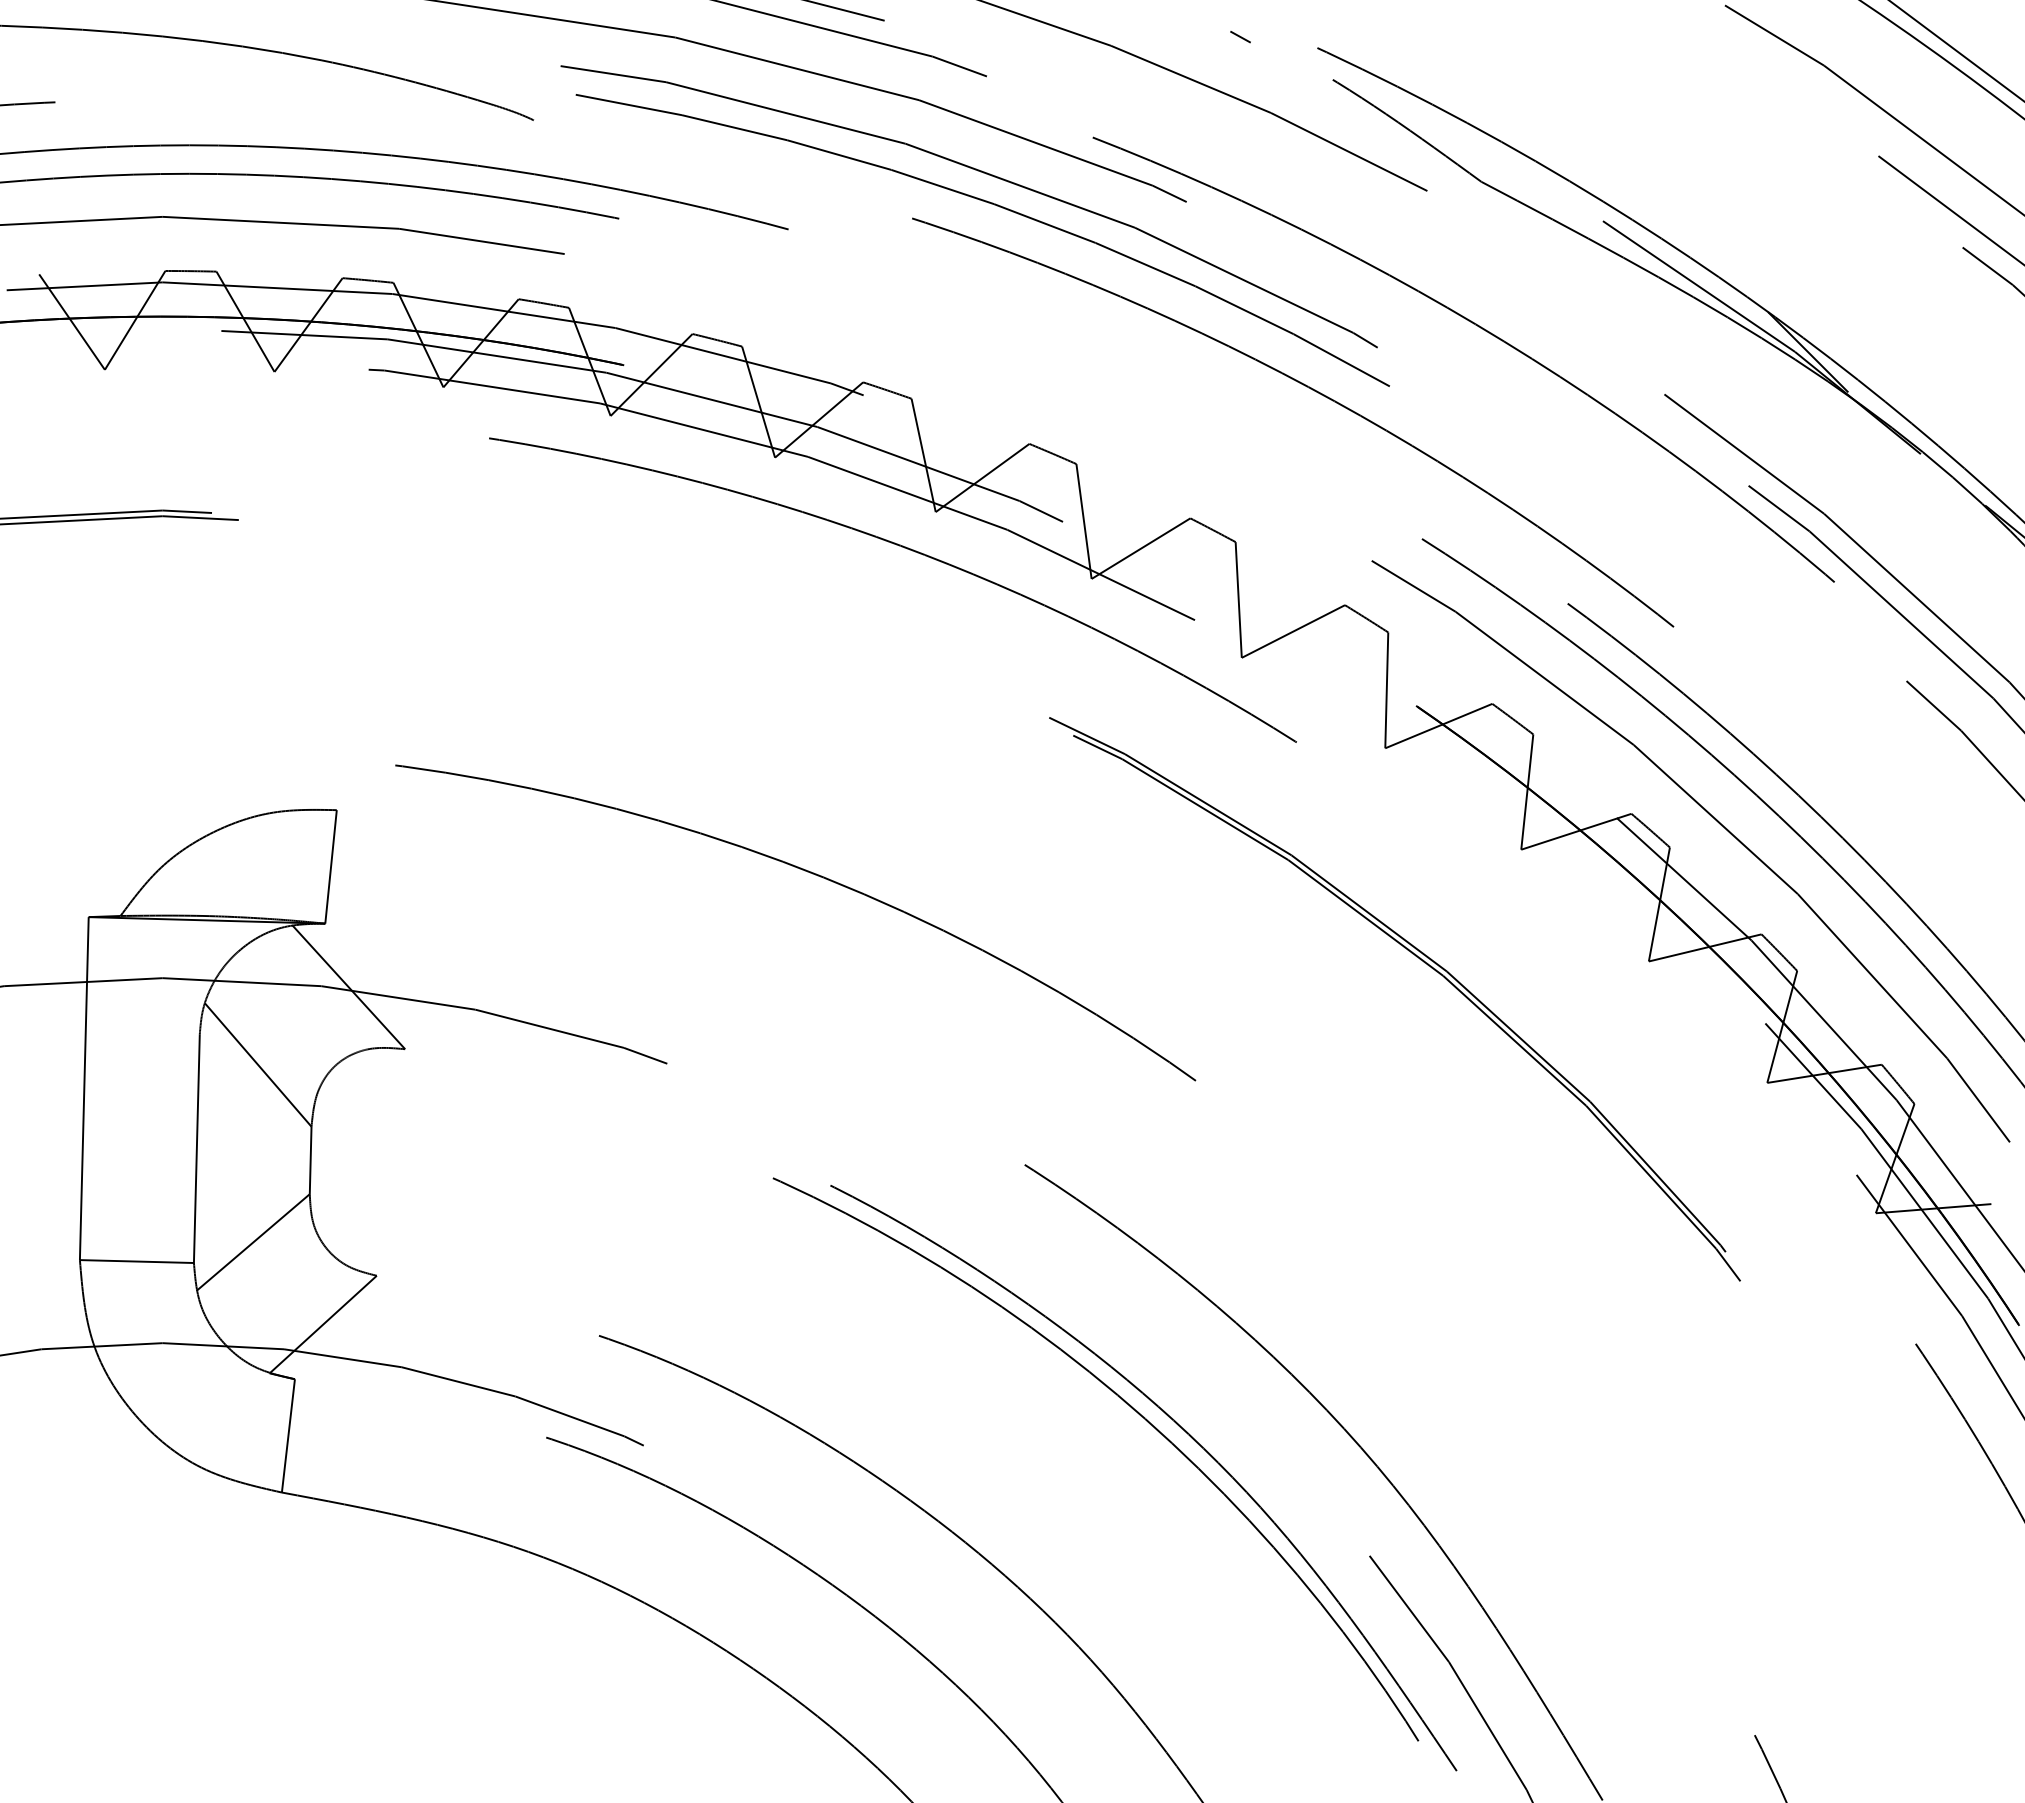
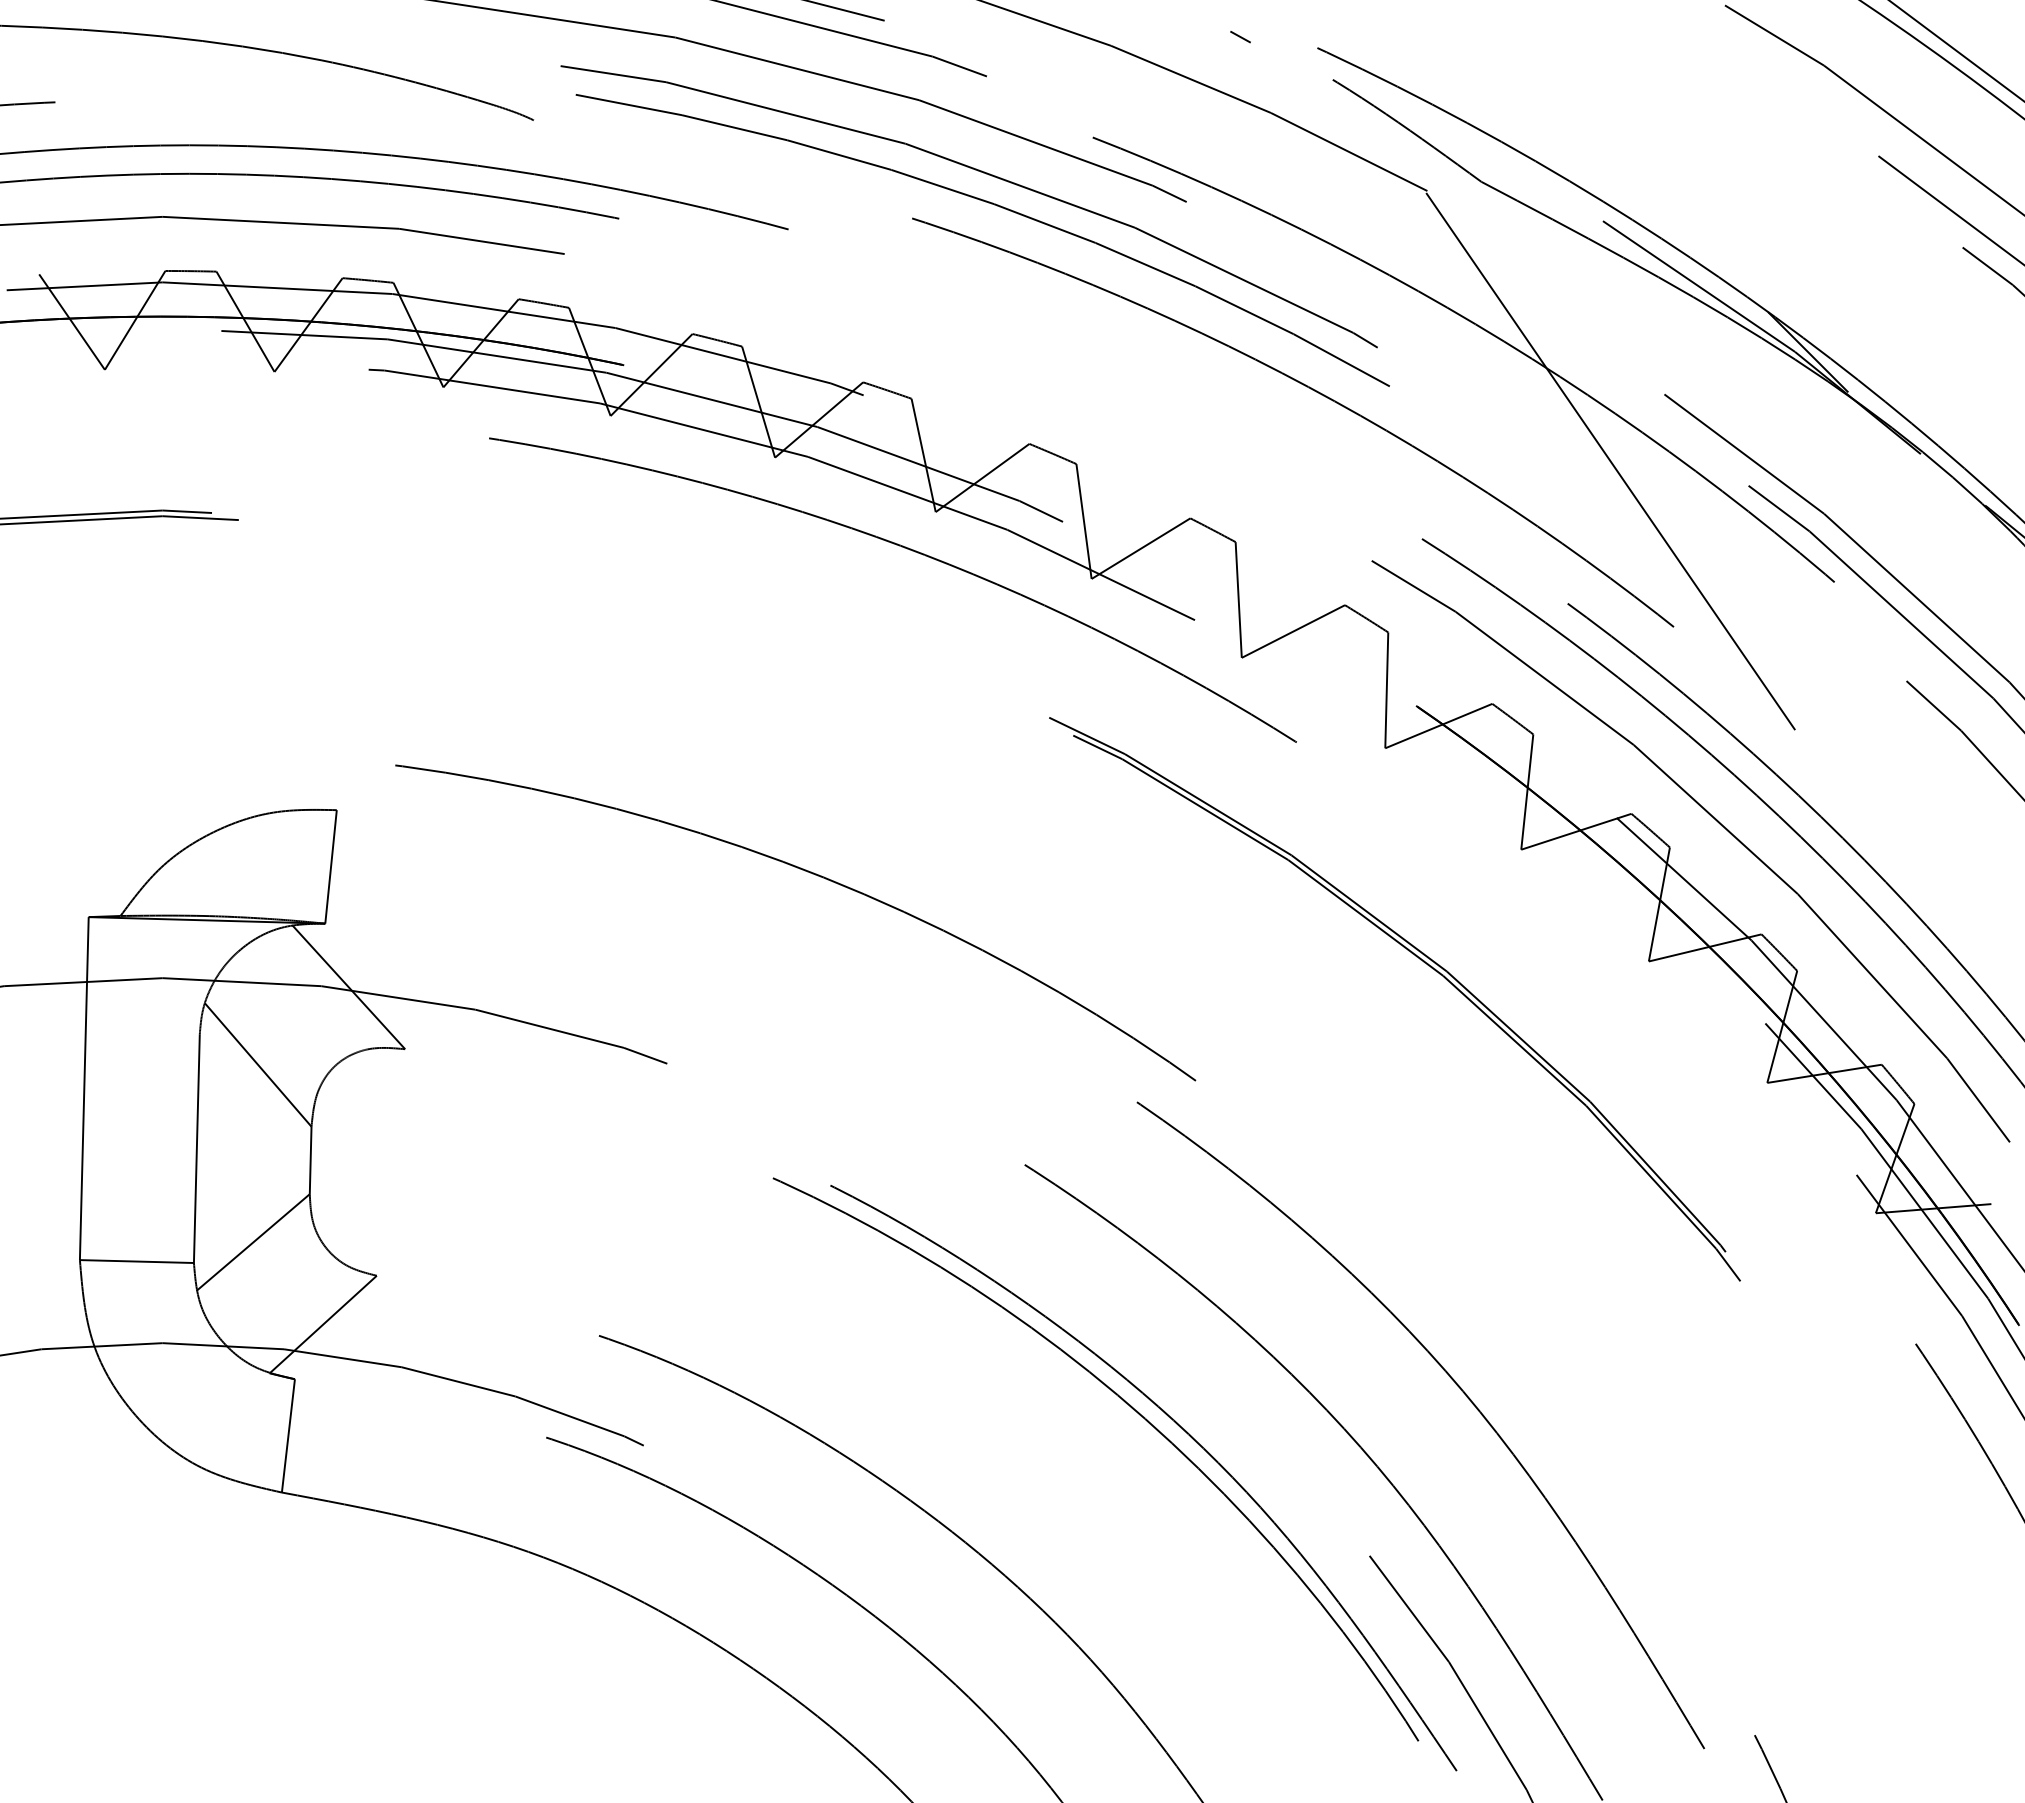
line: none -> present (1610, 461)
curve: none -> present (1462, 1392)
